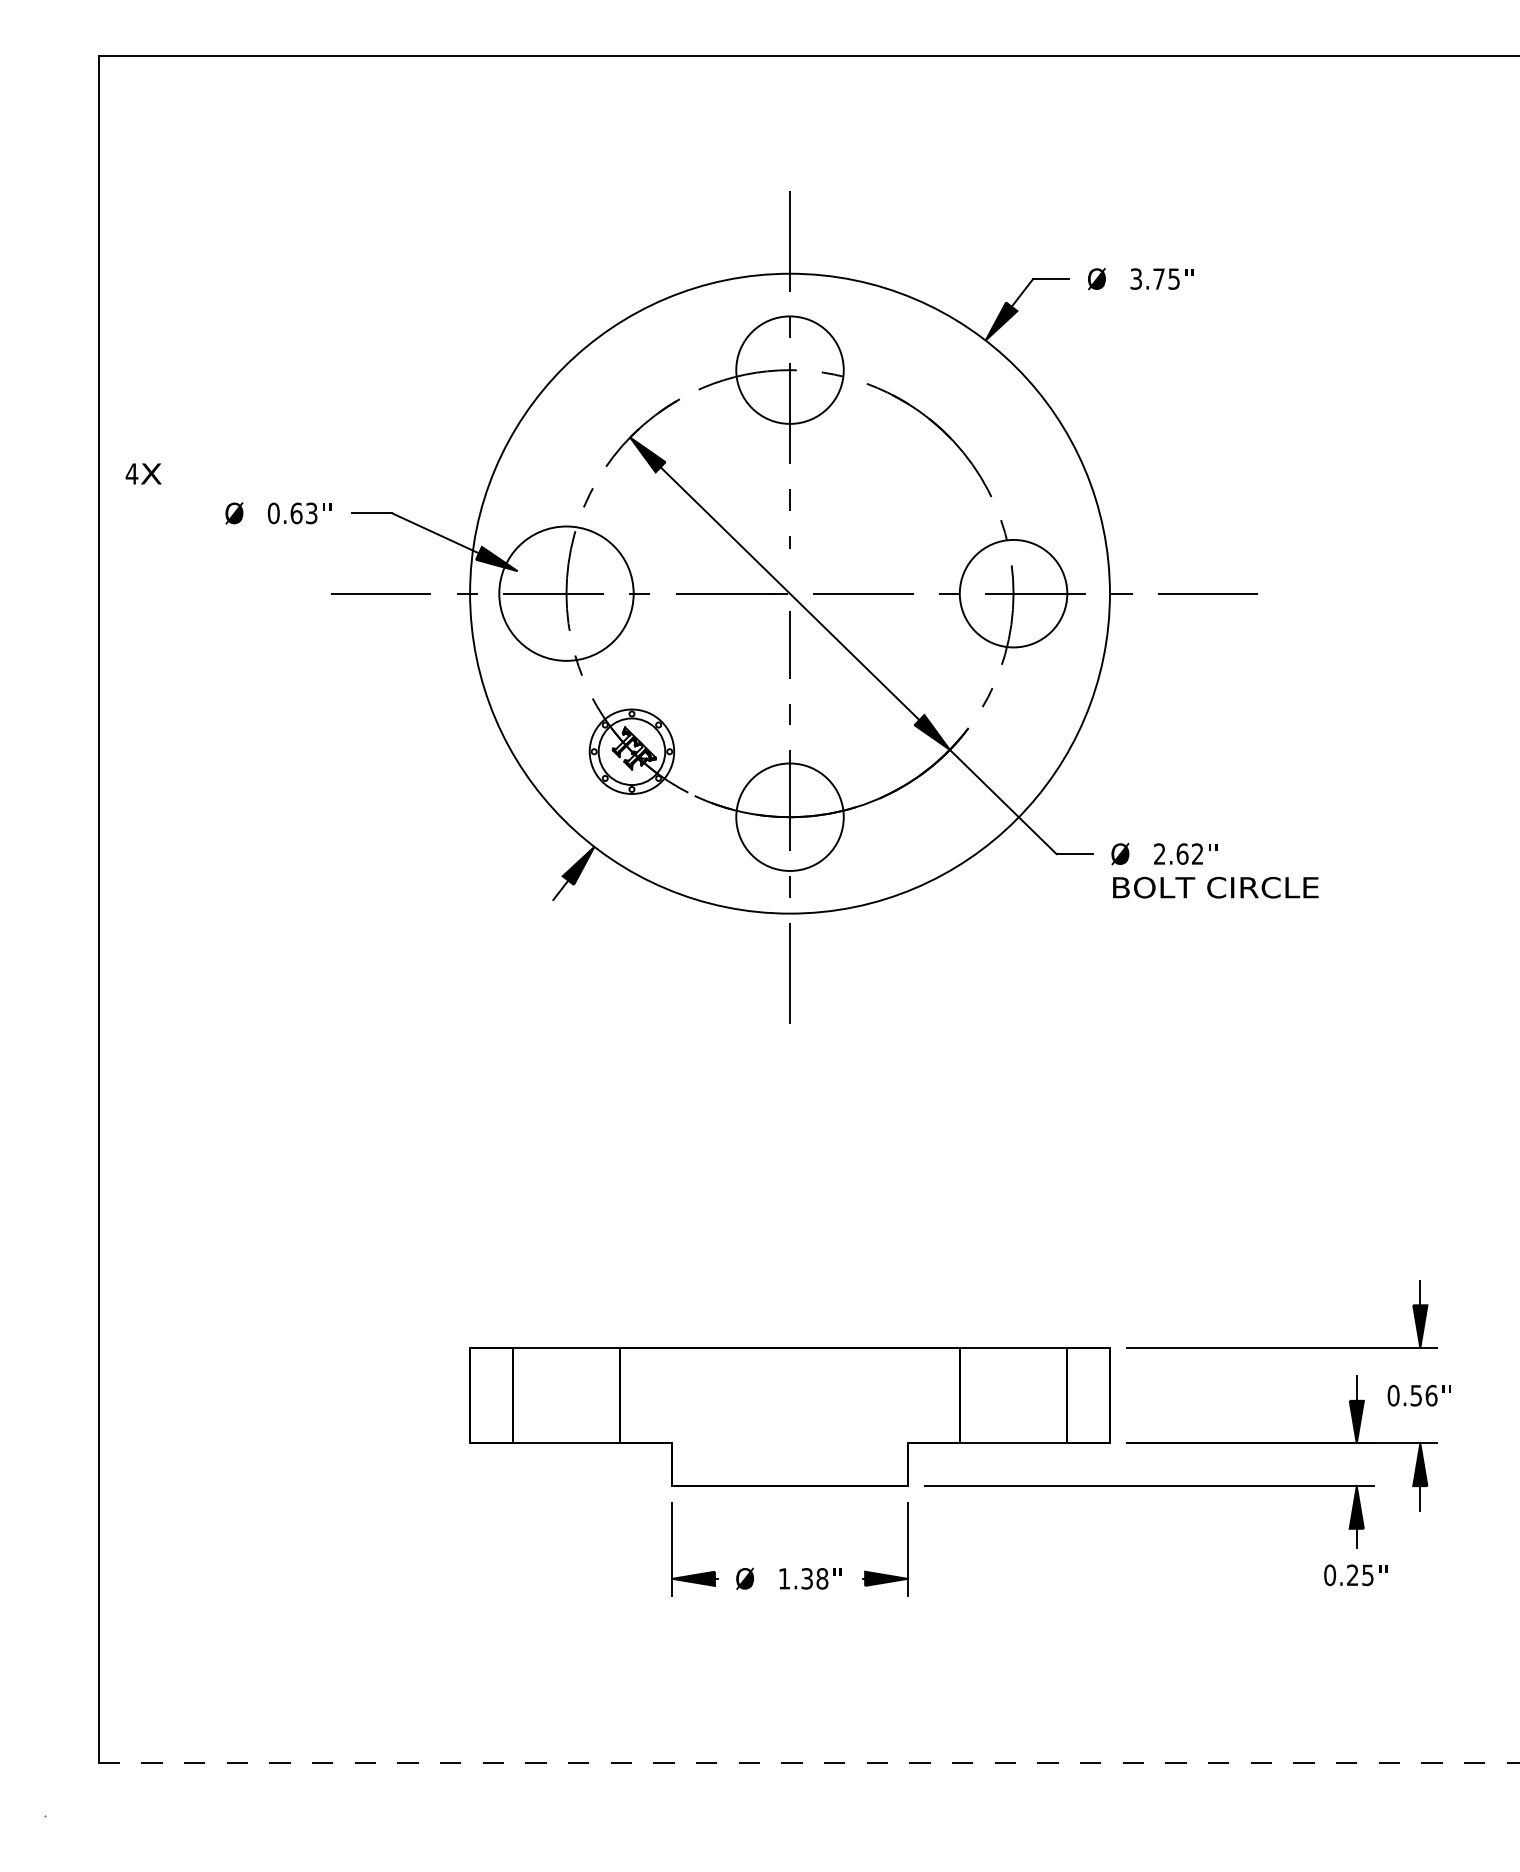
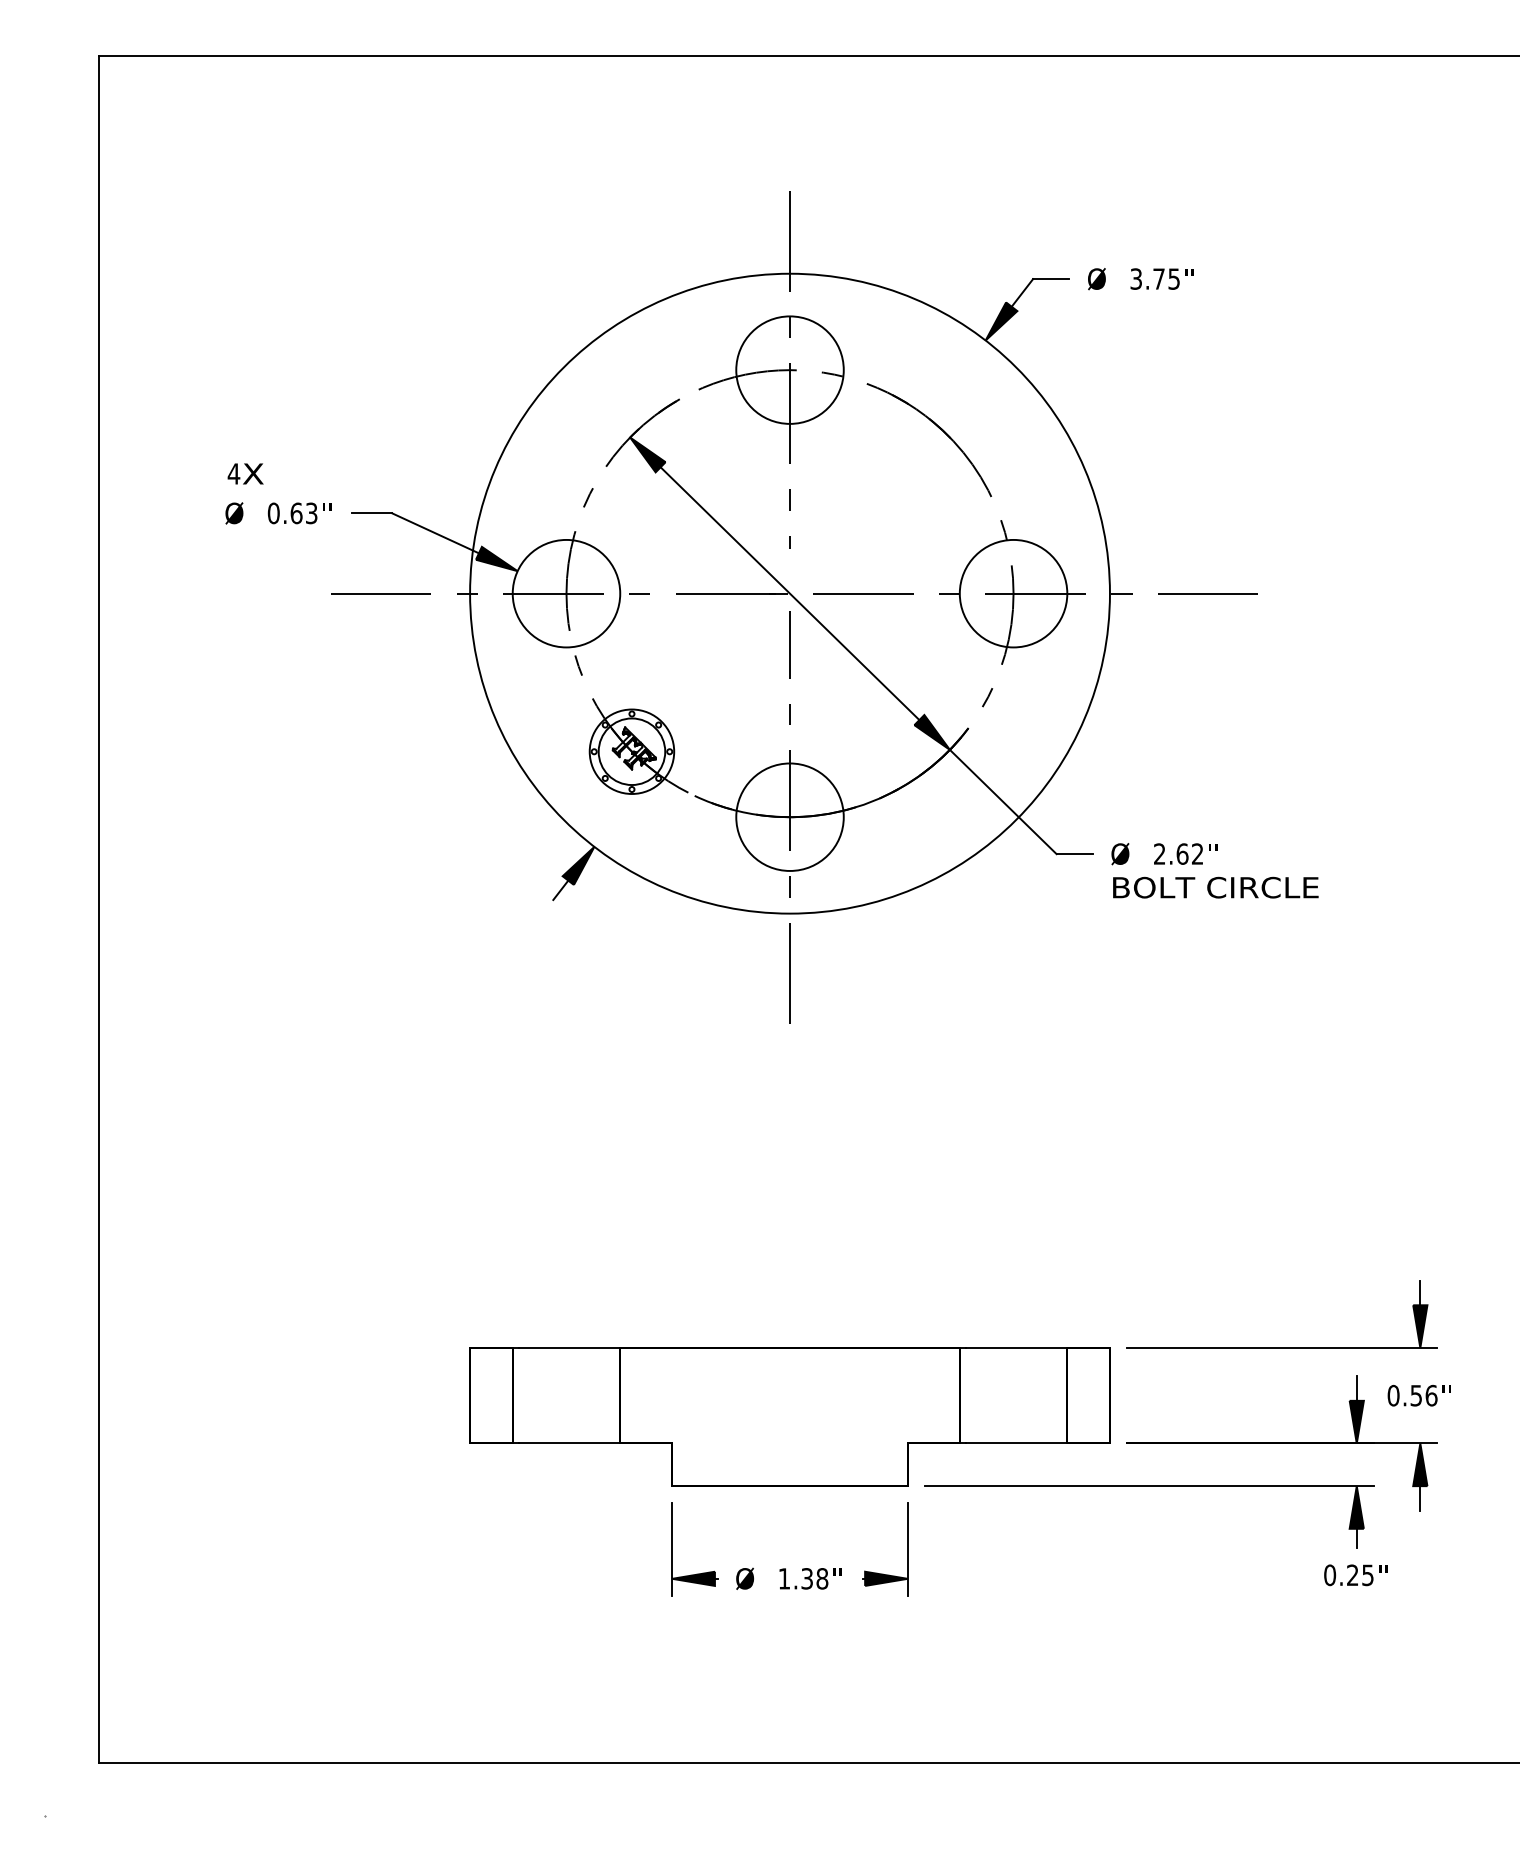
text position: (143, 473) -> (245, 473) (245, 473)
circle diameter: 134 px -> 108 px (566, 593)
line: dashed -> solid (809, 1762)
